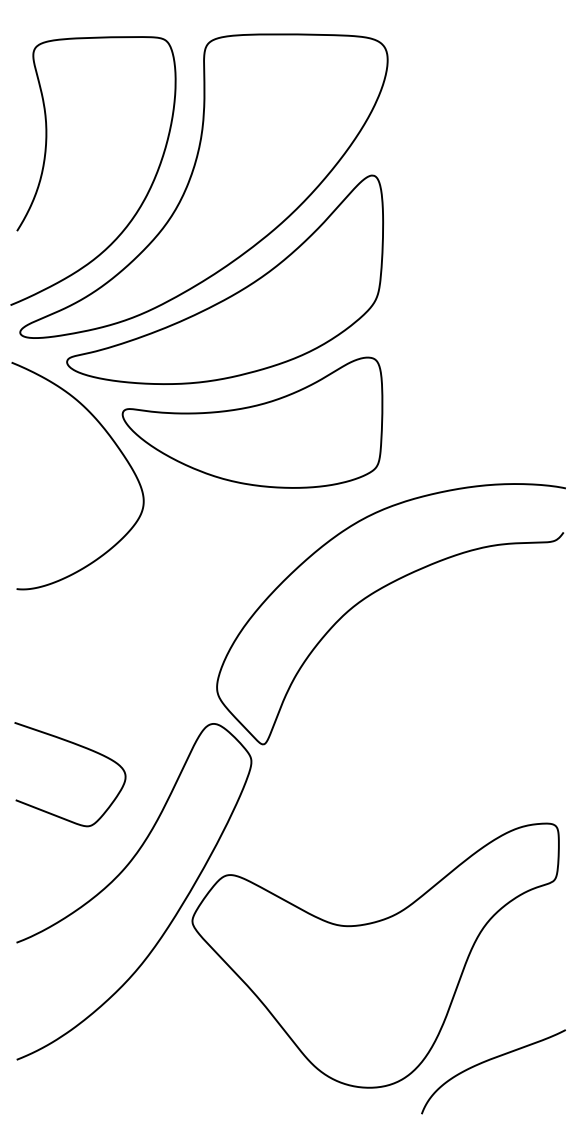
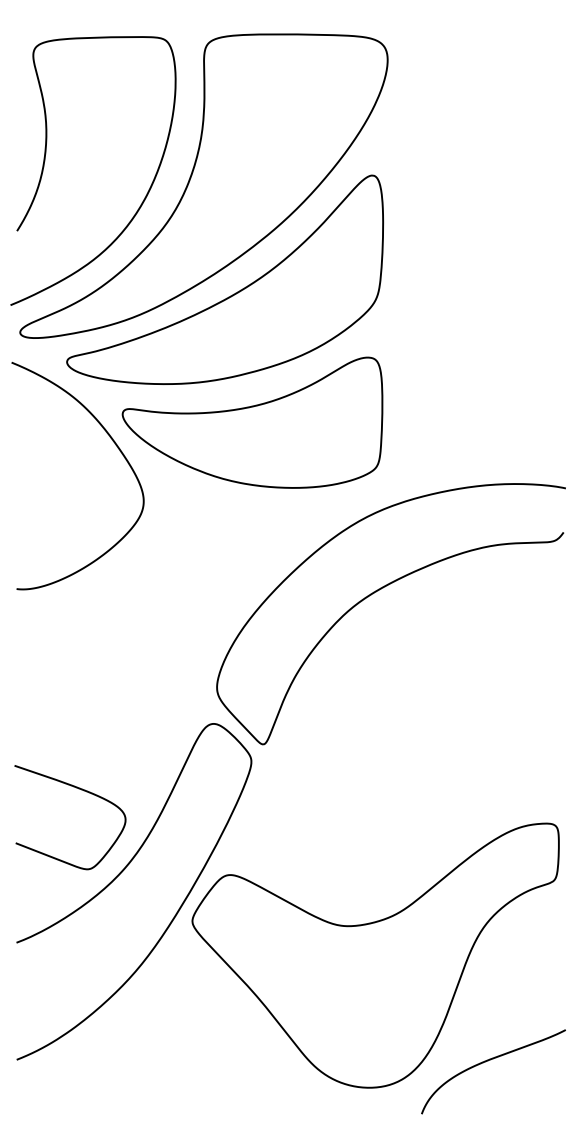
curve position: (78, 746) -> (78, 789) (78, 789)
